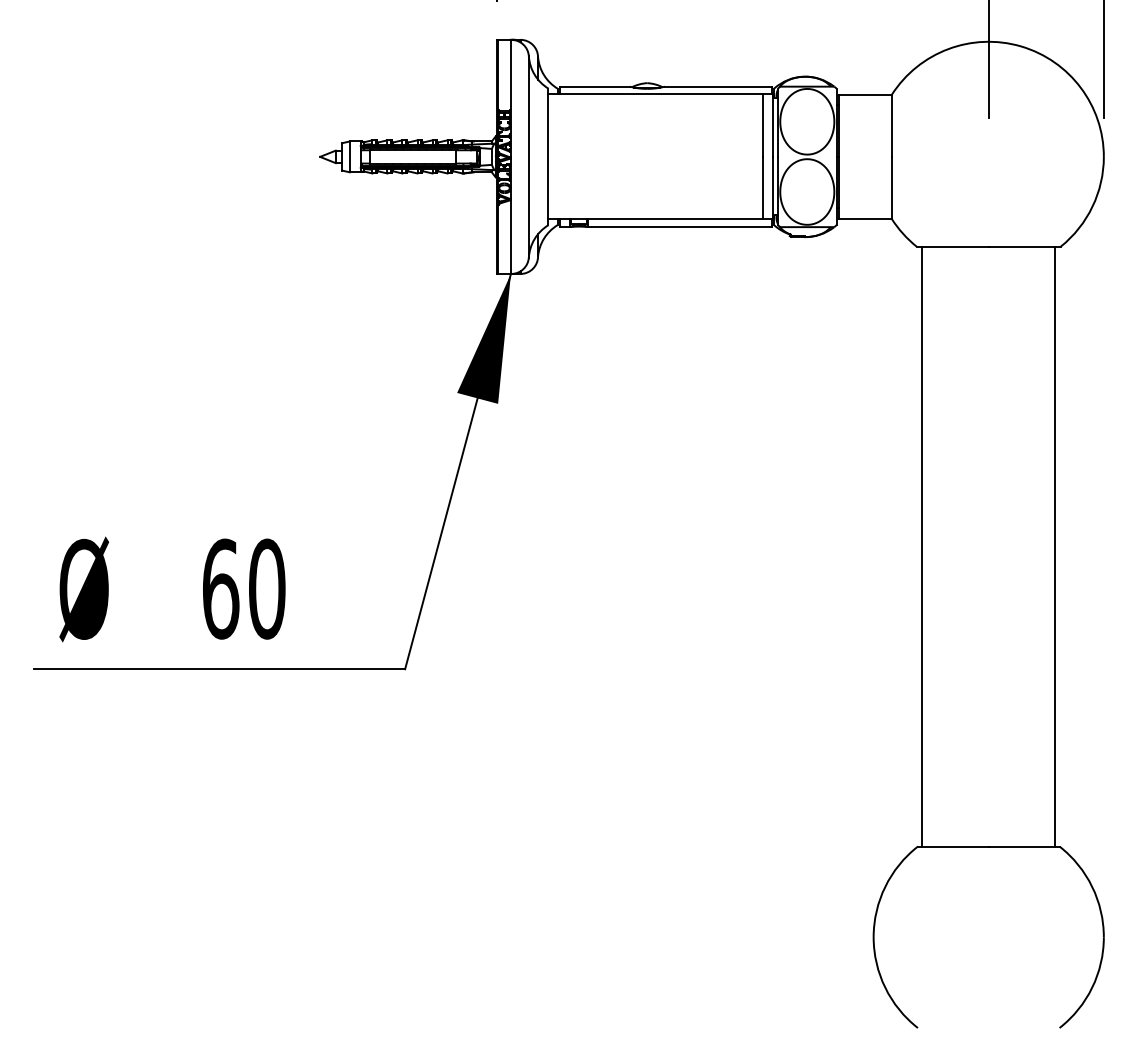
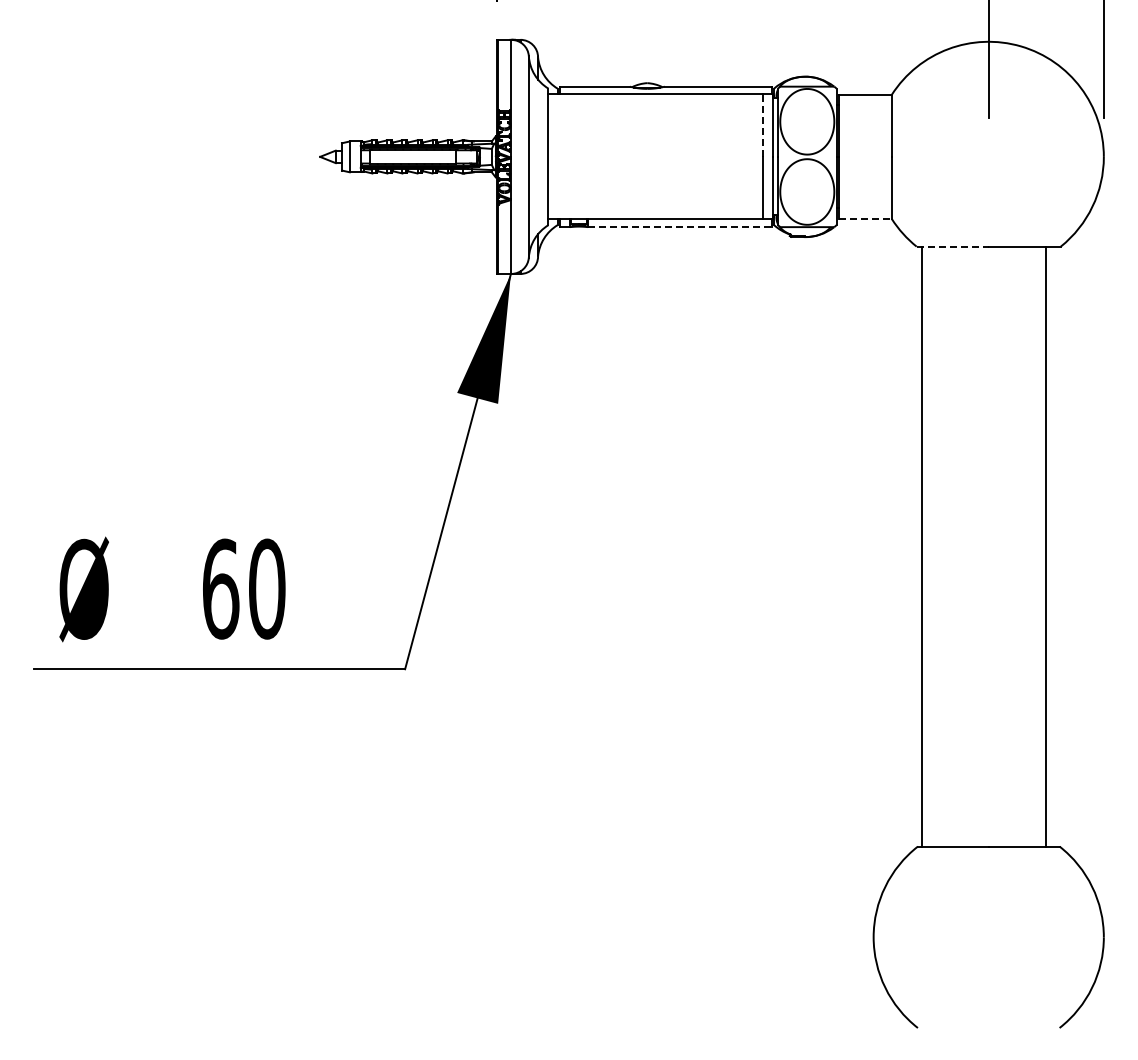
line: solid -> dashed (763, 125)
line: solid -> dashed (865, 218)
line: solid -> dashed (680, 227)
line: solid -> dashed (953, 246)
line position: (1055, 546) -> (1046, 546) (1046, 546)
